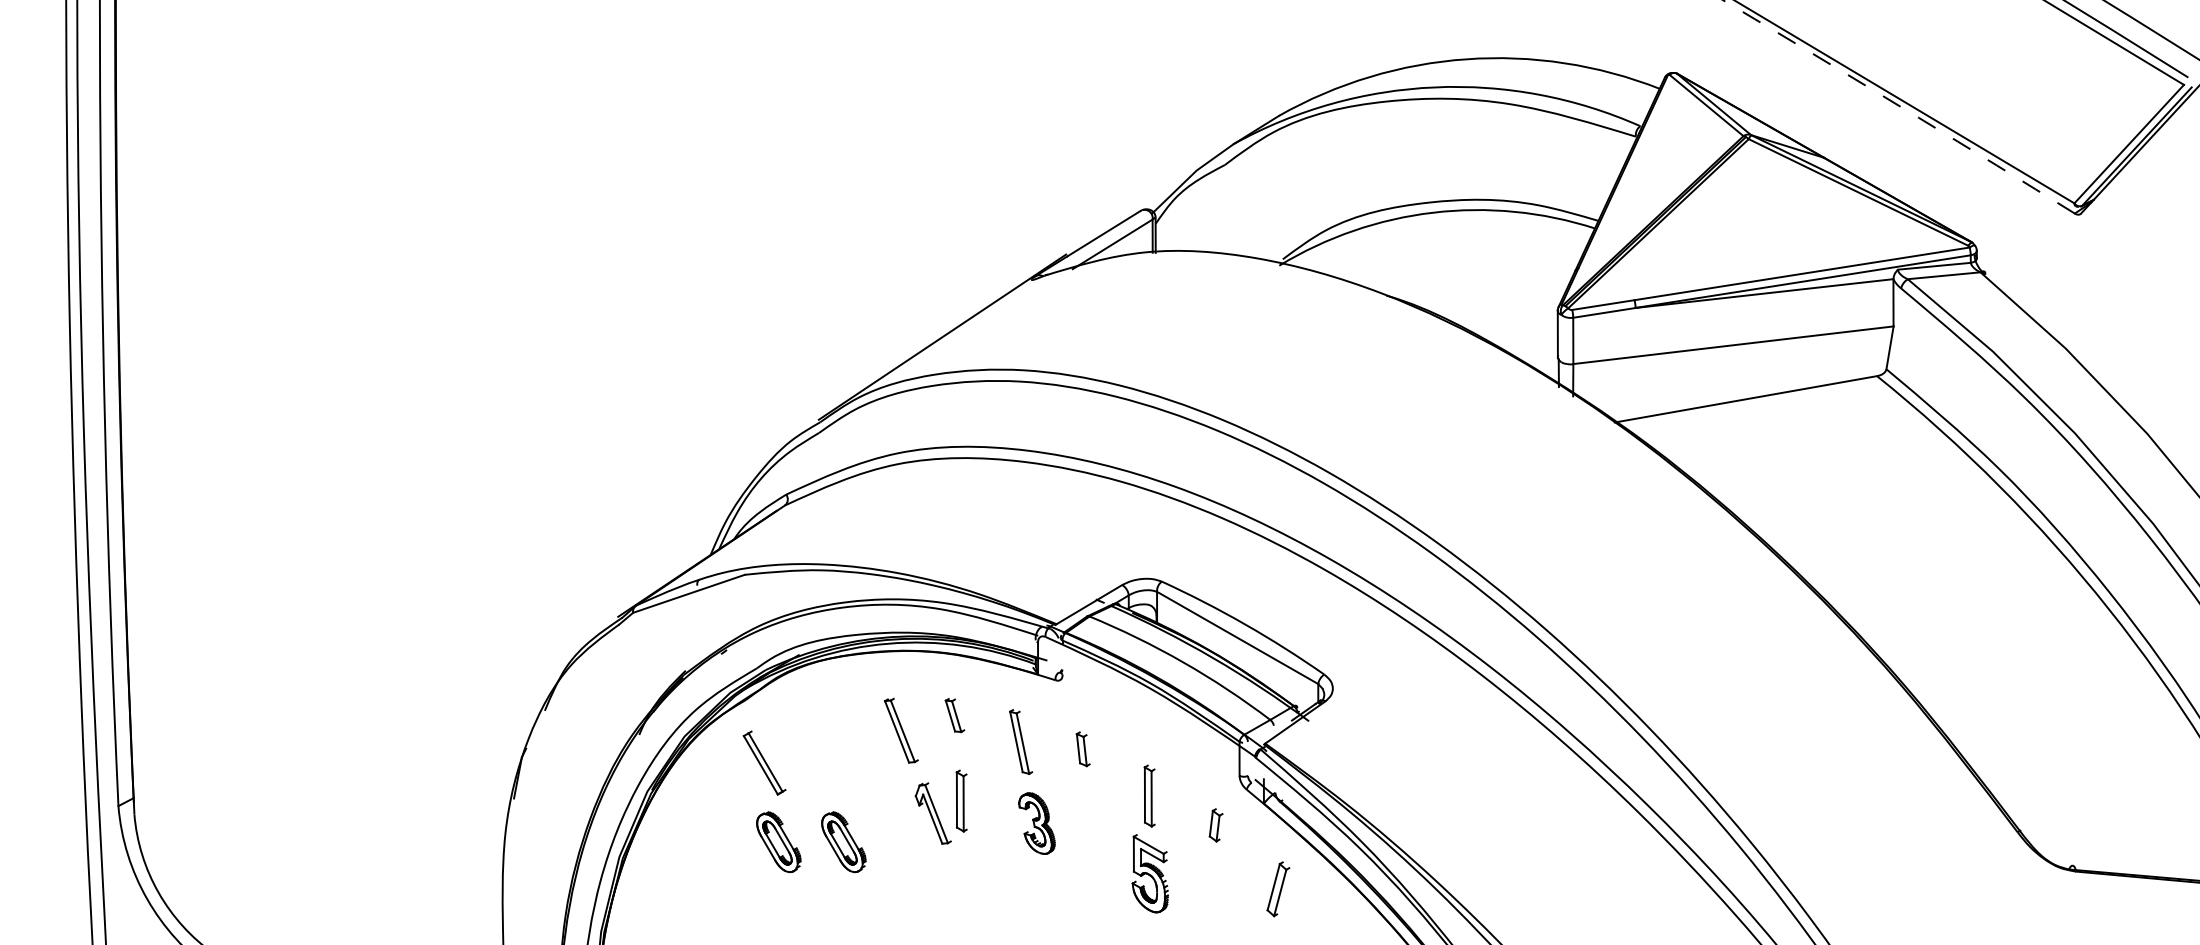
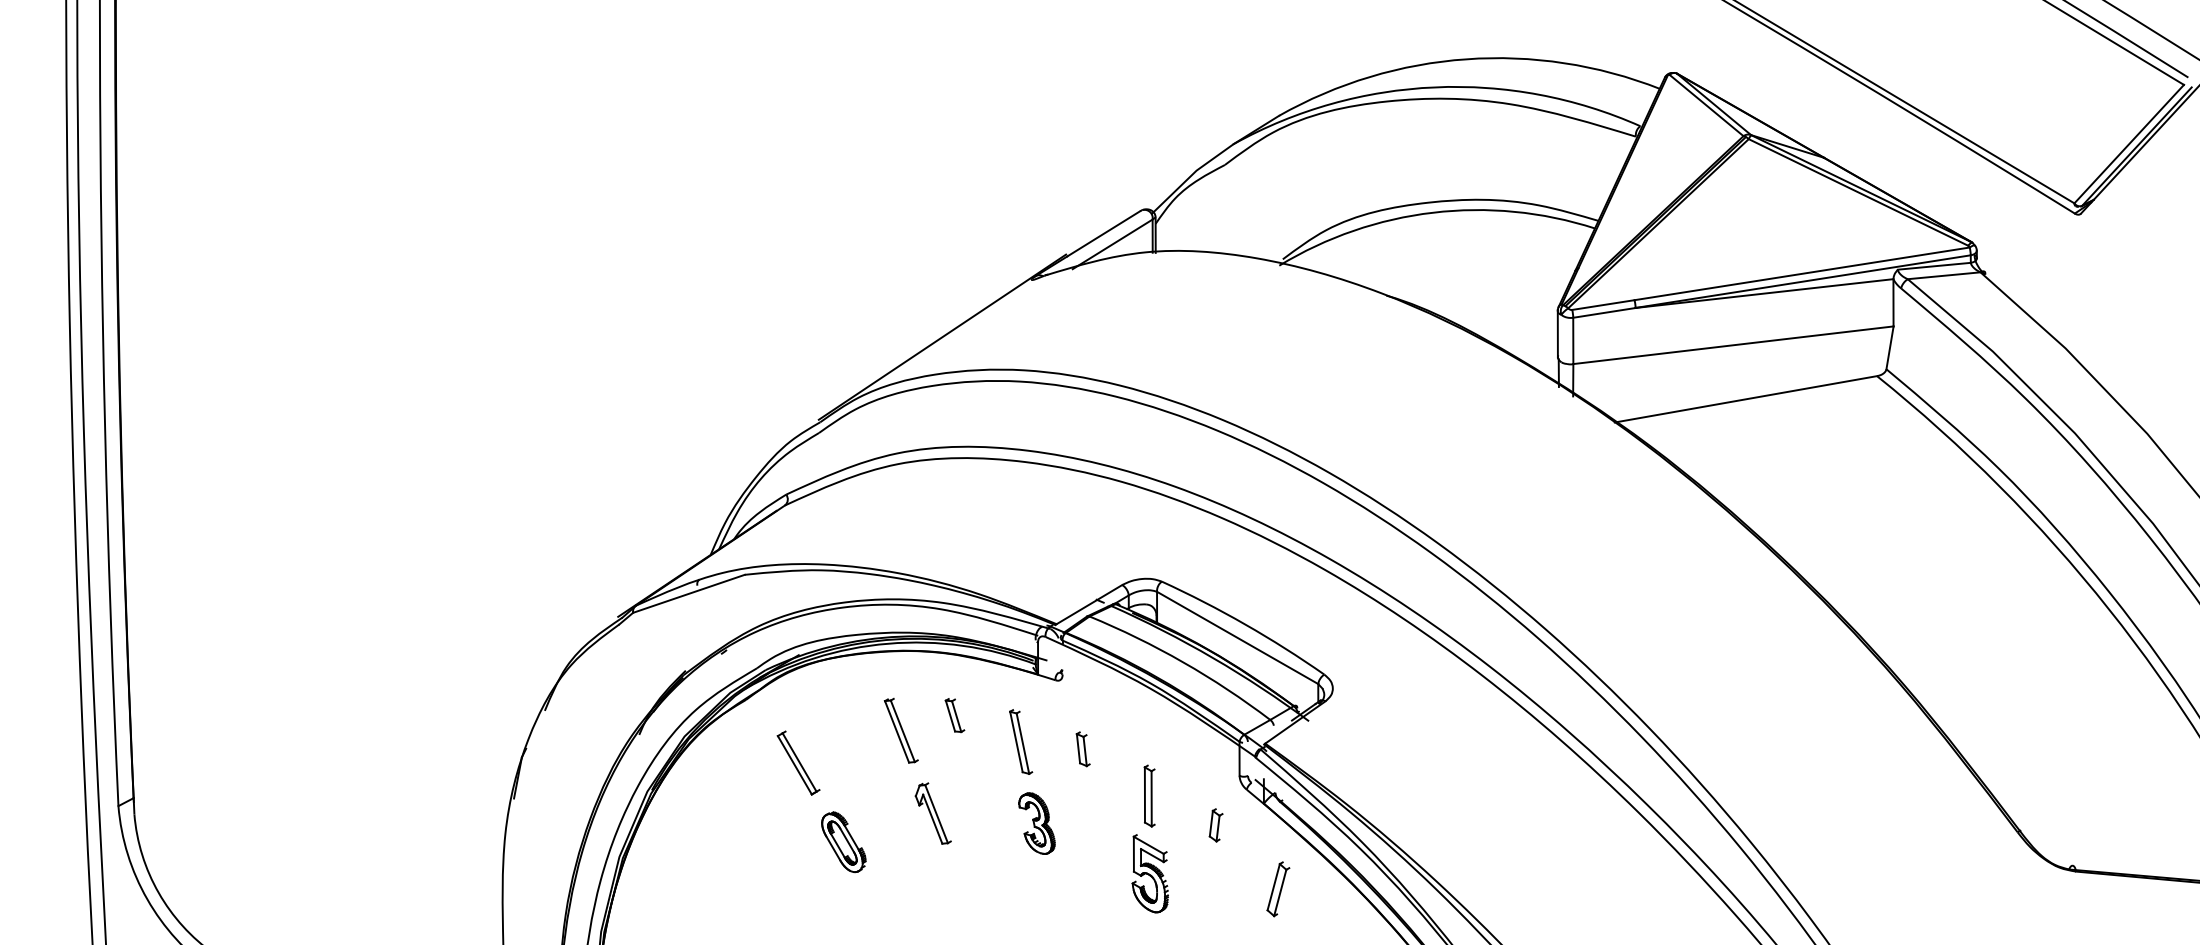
arc: dashed -> solid (1899, 105)
part position: (764, 762) -> (798, 762) (798, 762)
part: present -> none (961, 800)
part: present -> none (778, 842)
